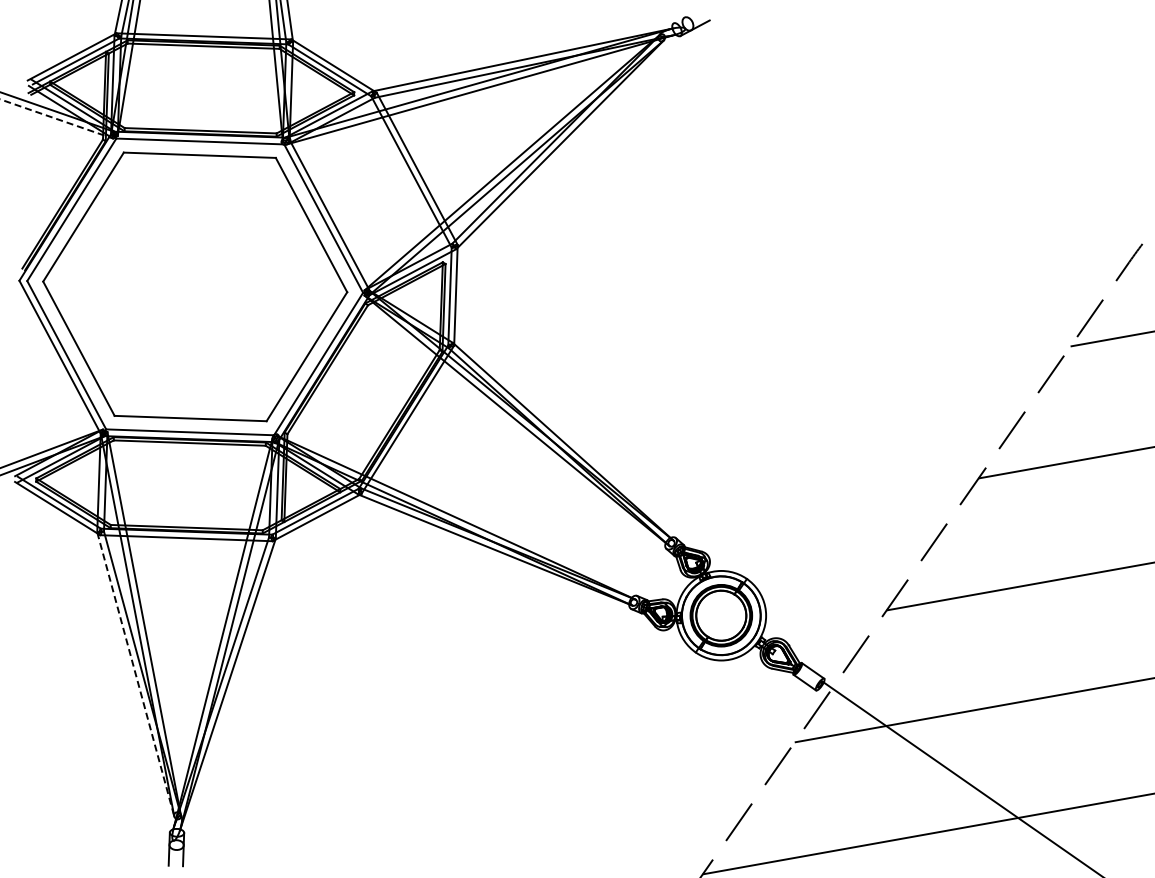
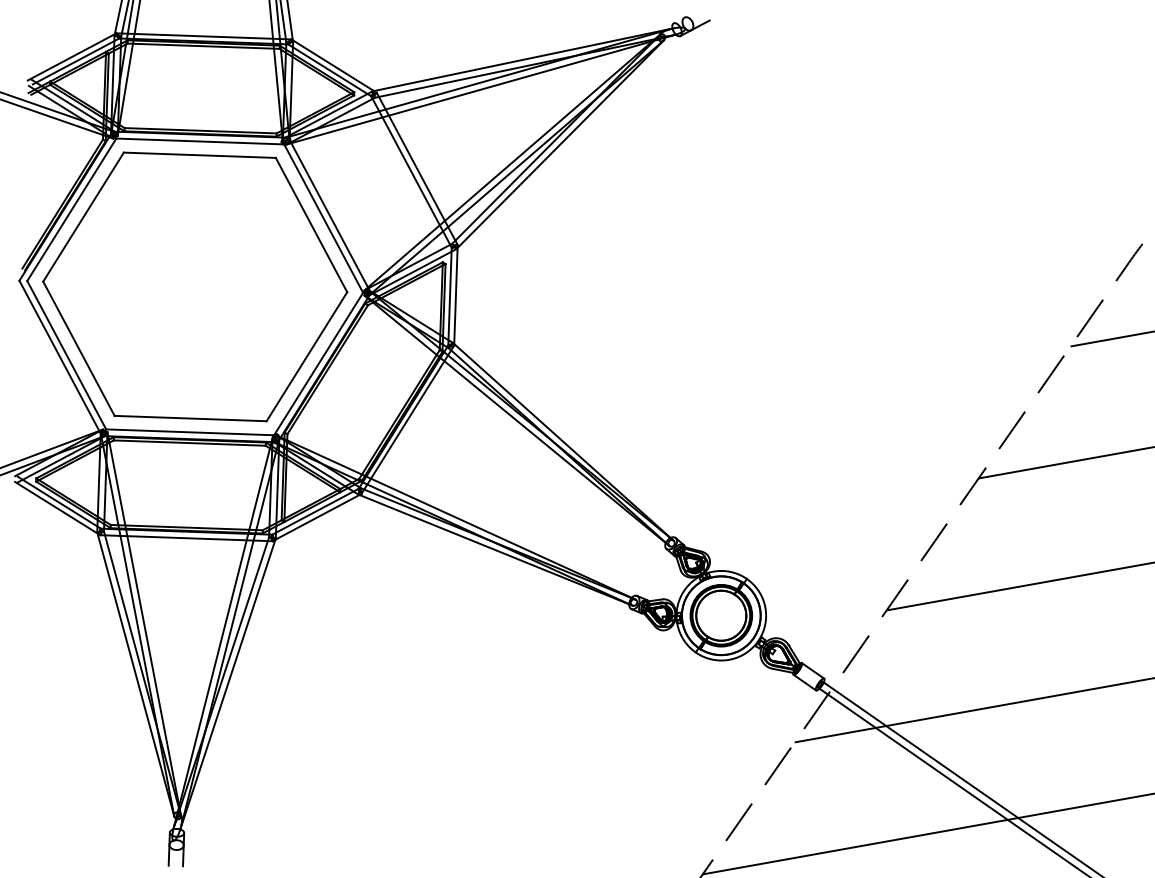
line: dashed -> solid (56, 118)
line: dashed -> solid (135, 674)
line: none -> present (952, 780)
